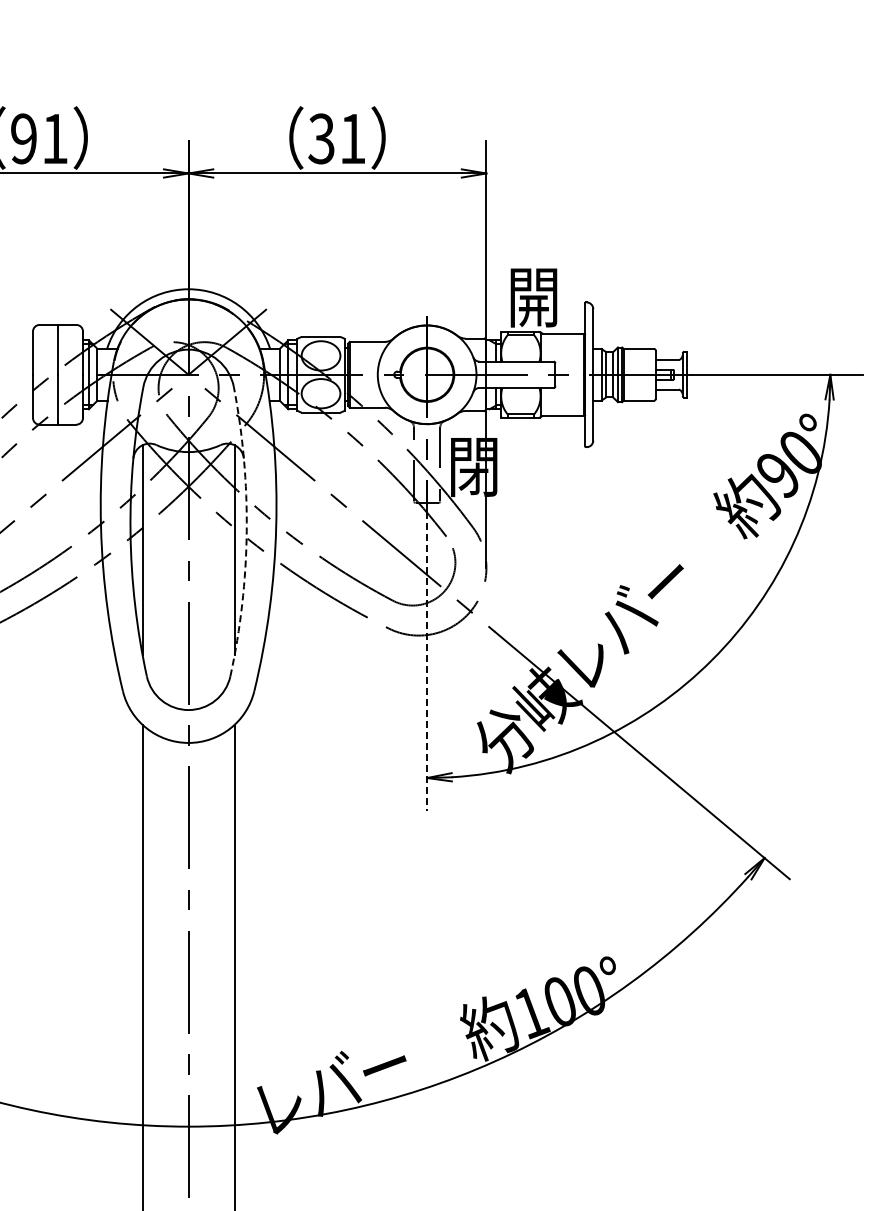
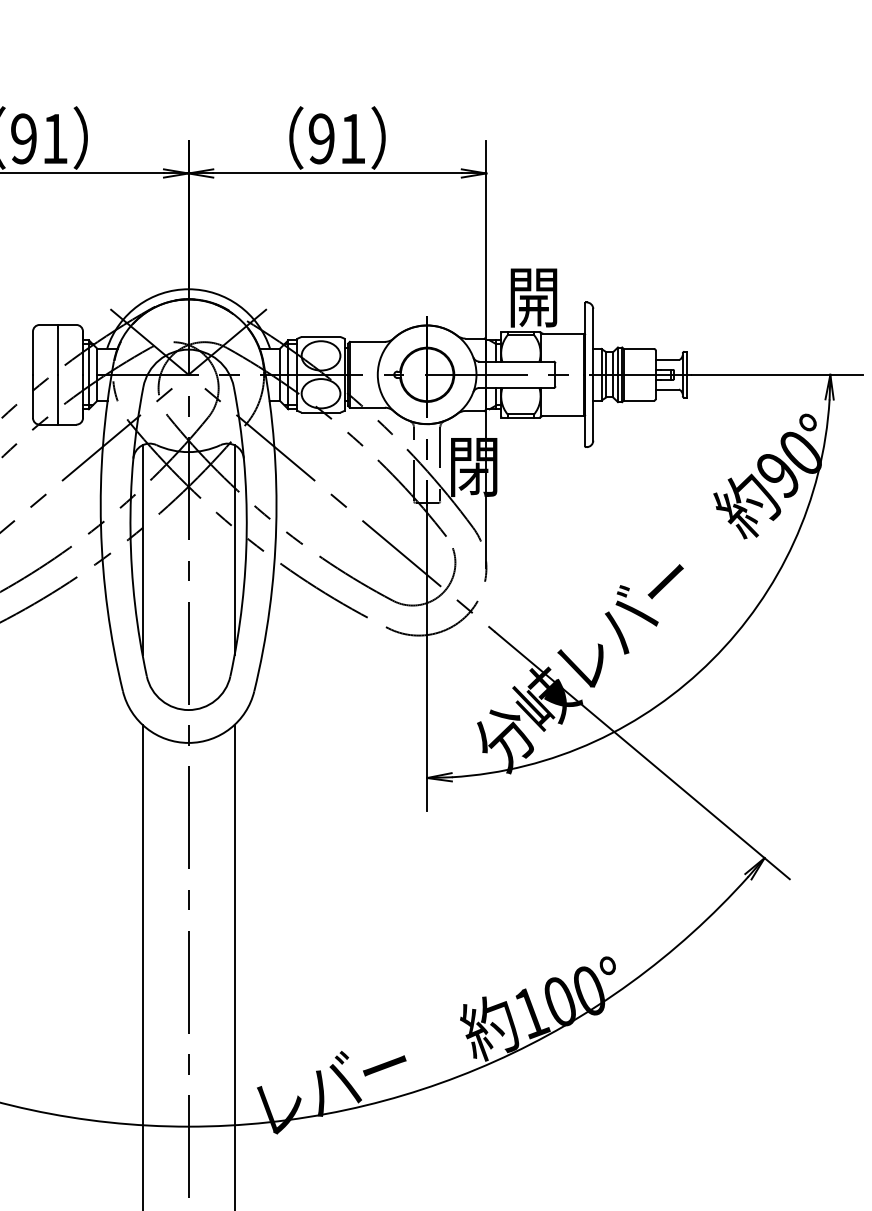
text: 31 -> 91 (321, 138)
arc: dashed -> solid (246, 531)
line: dashed -> solid (427, 662)
